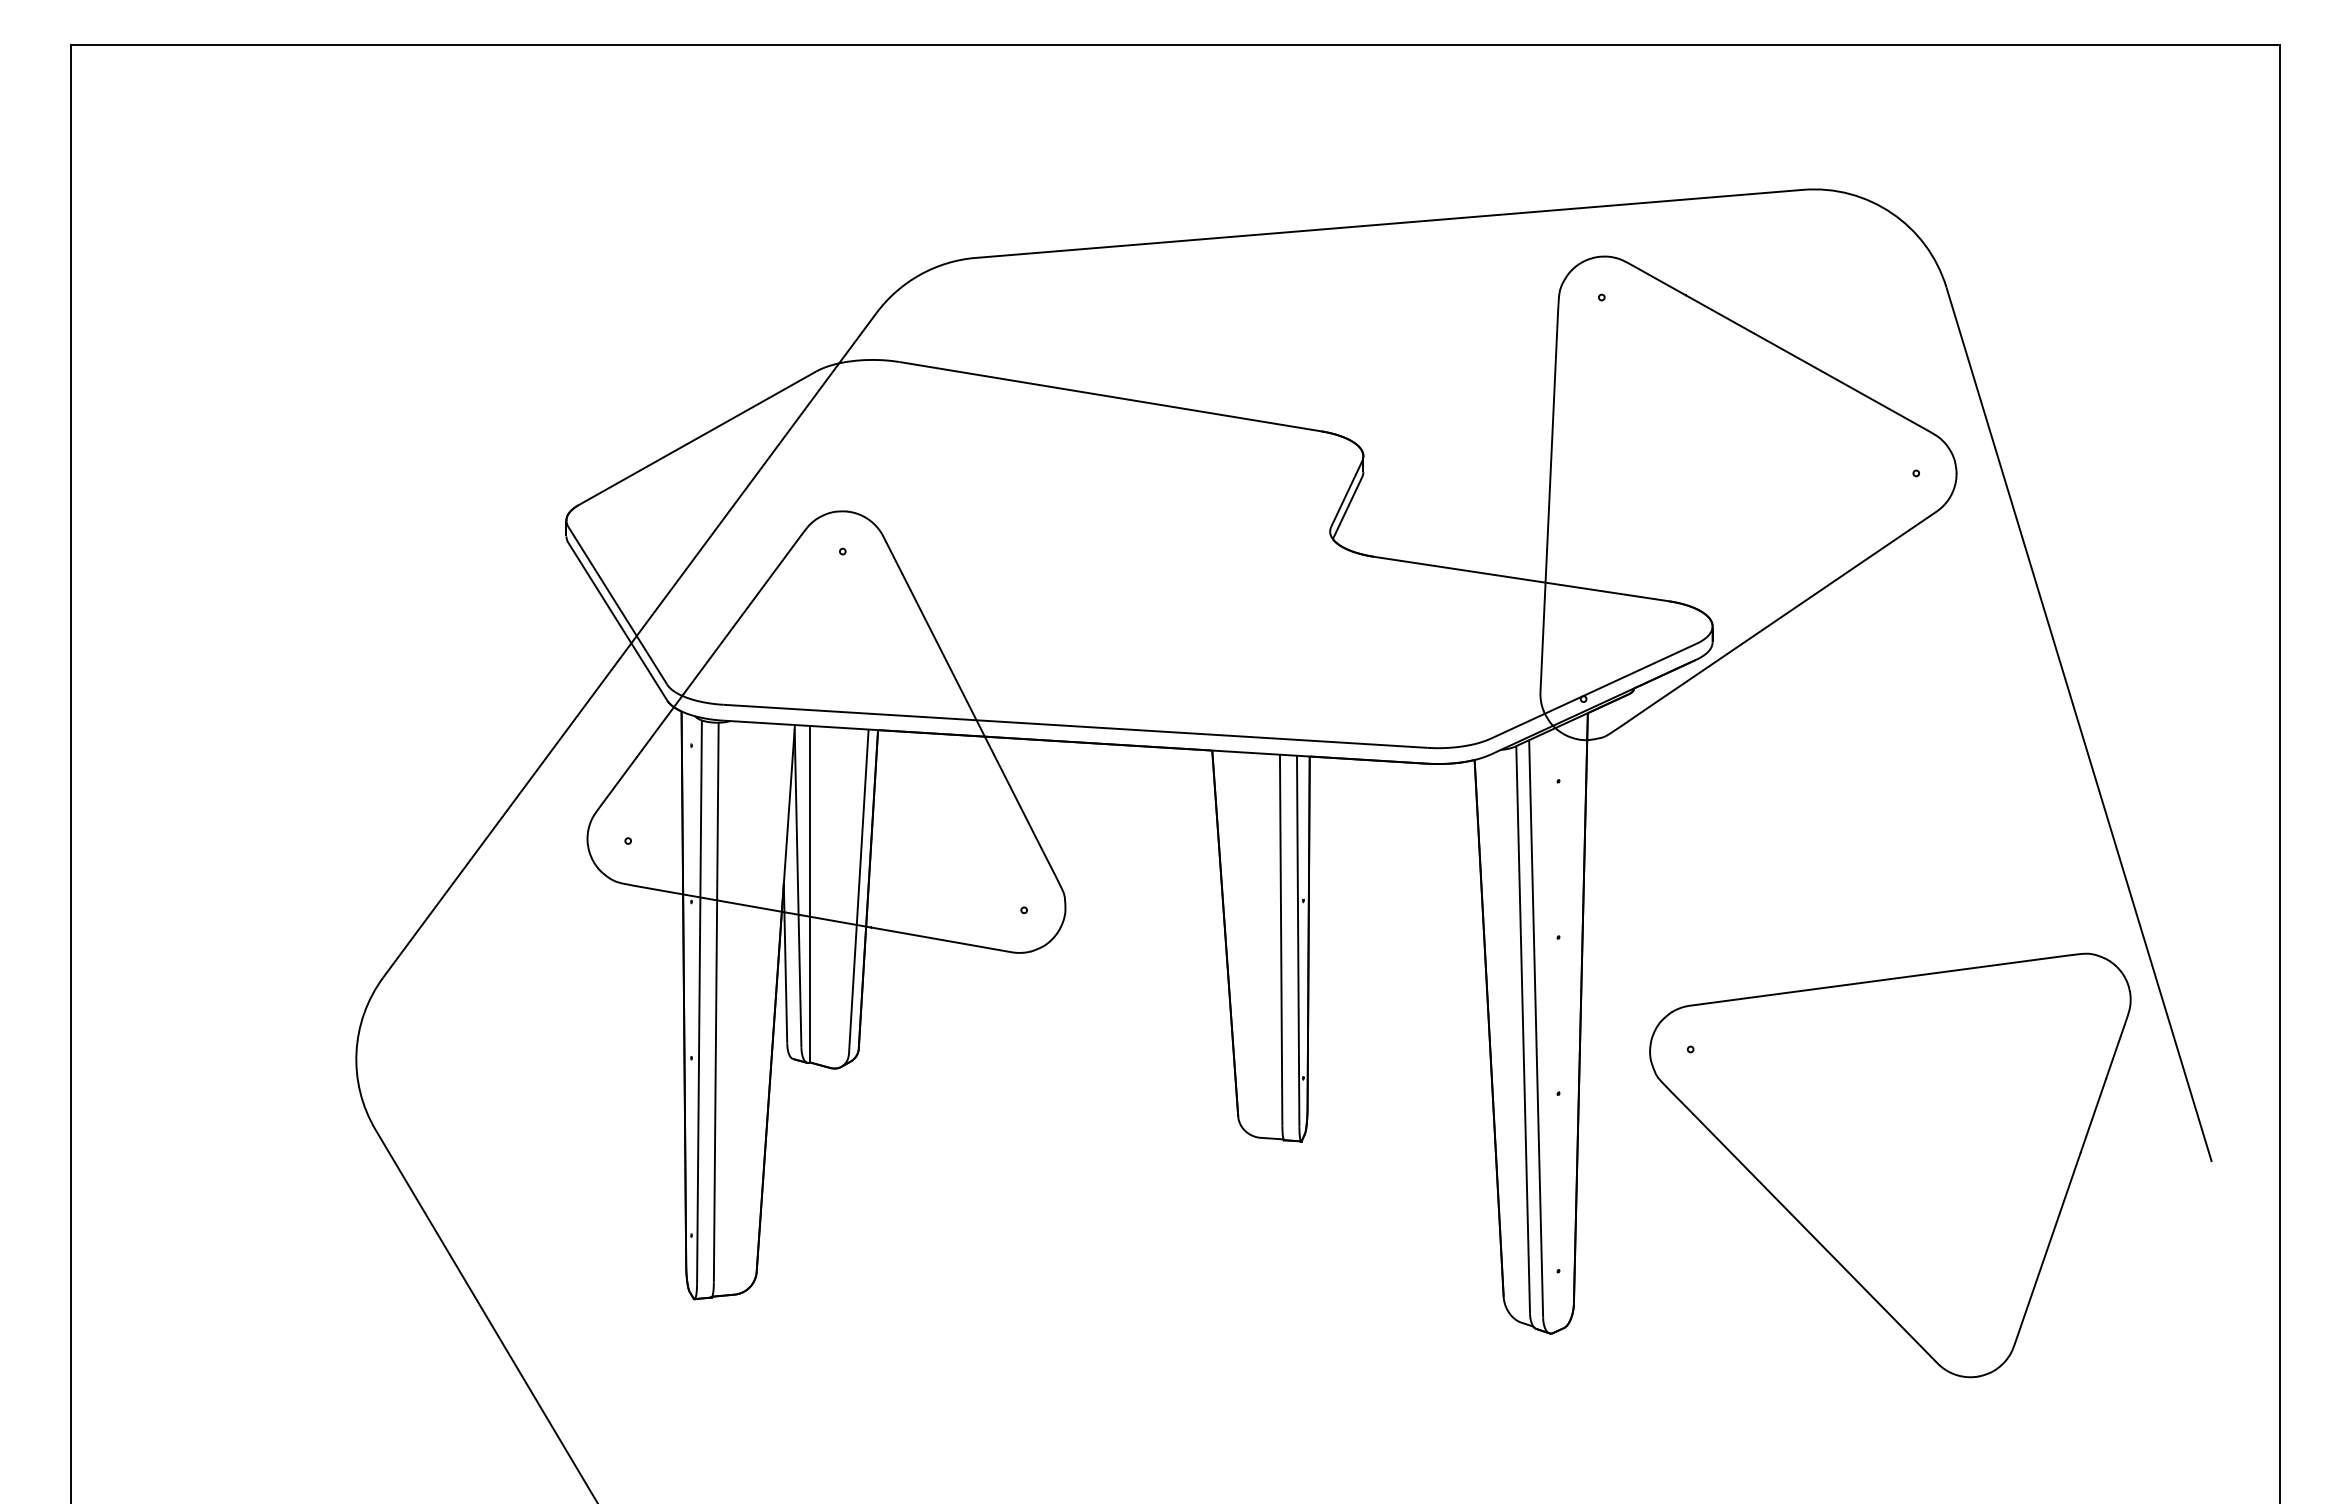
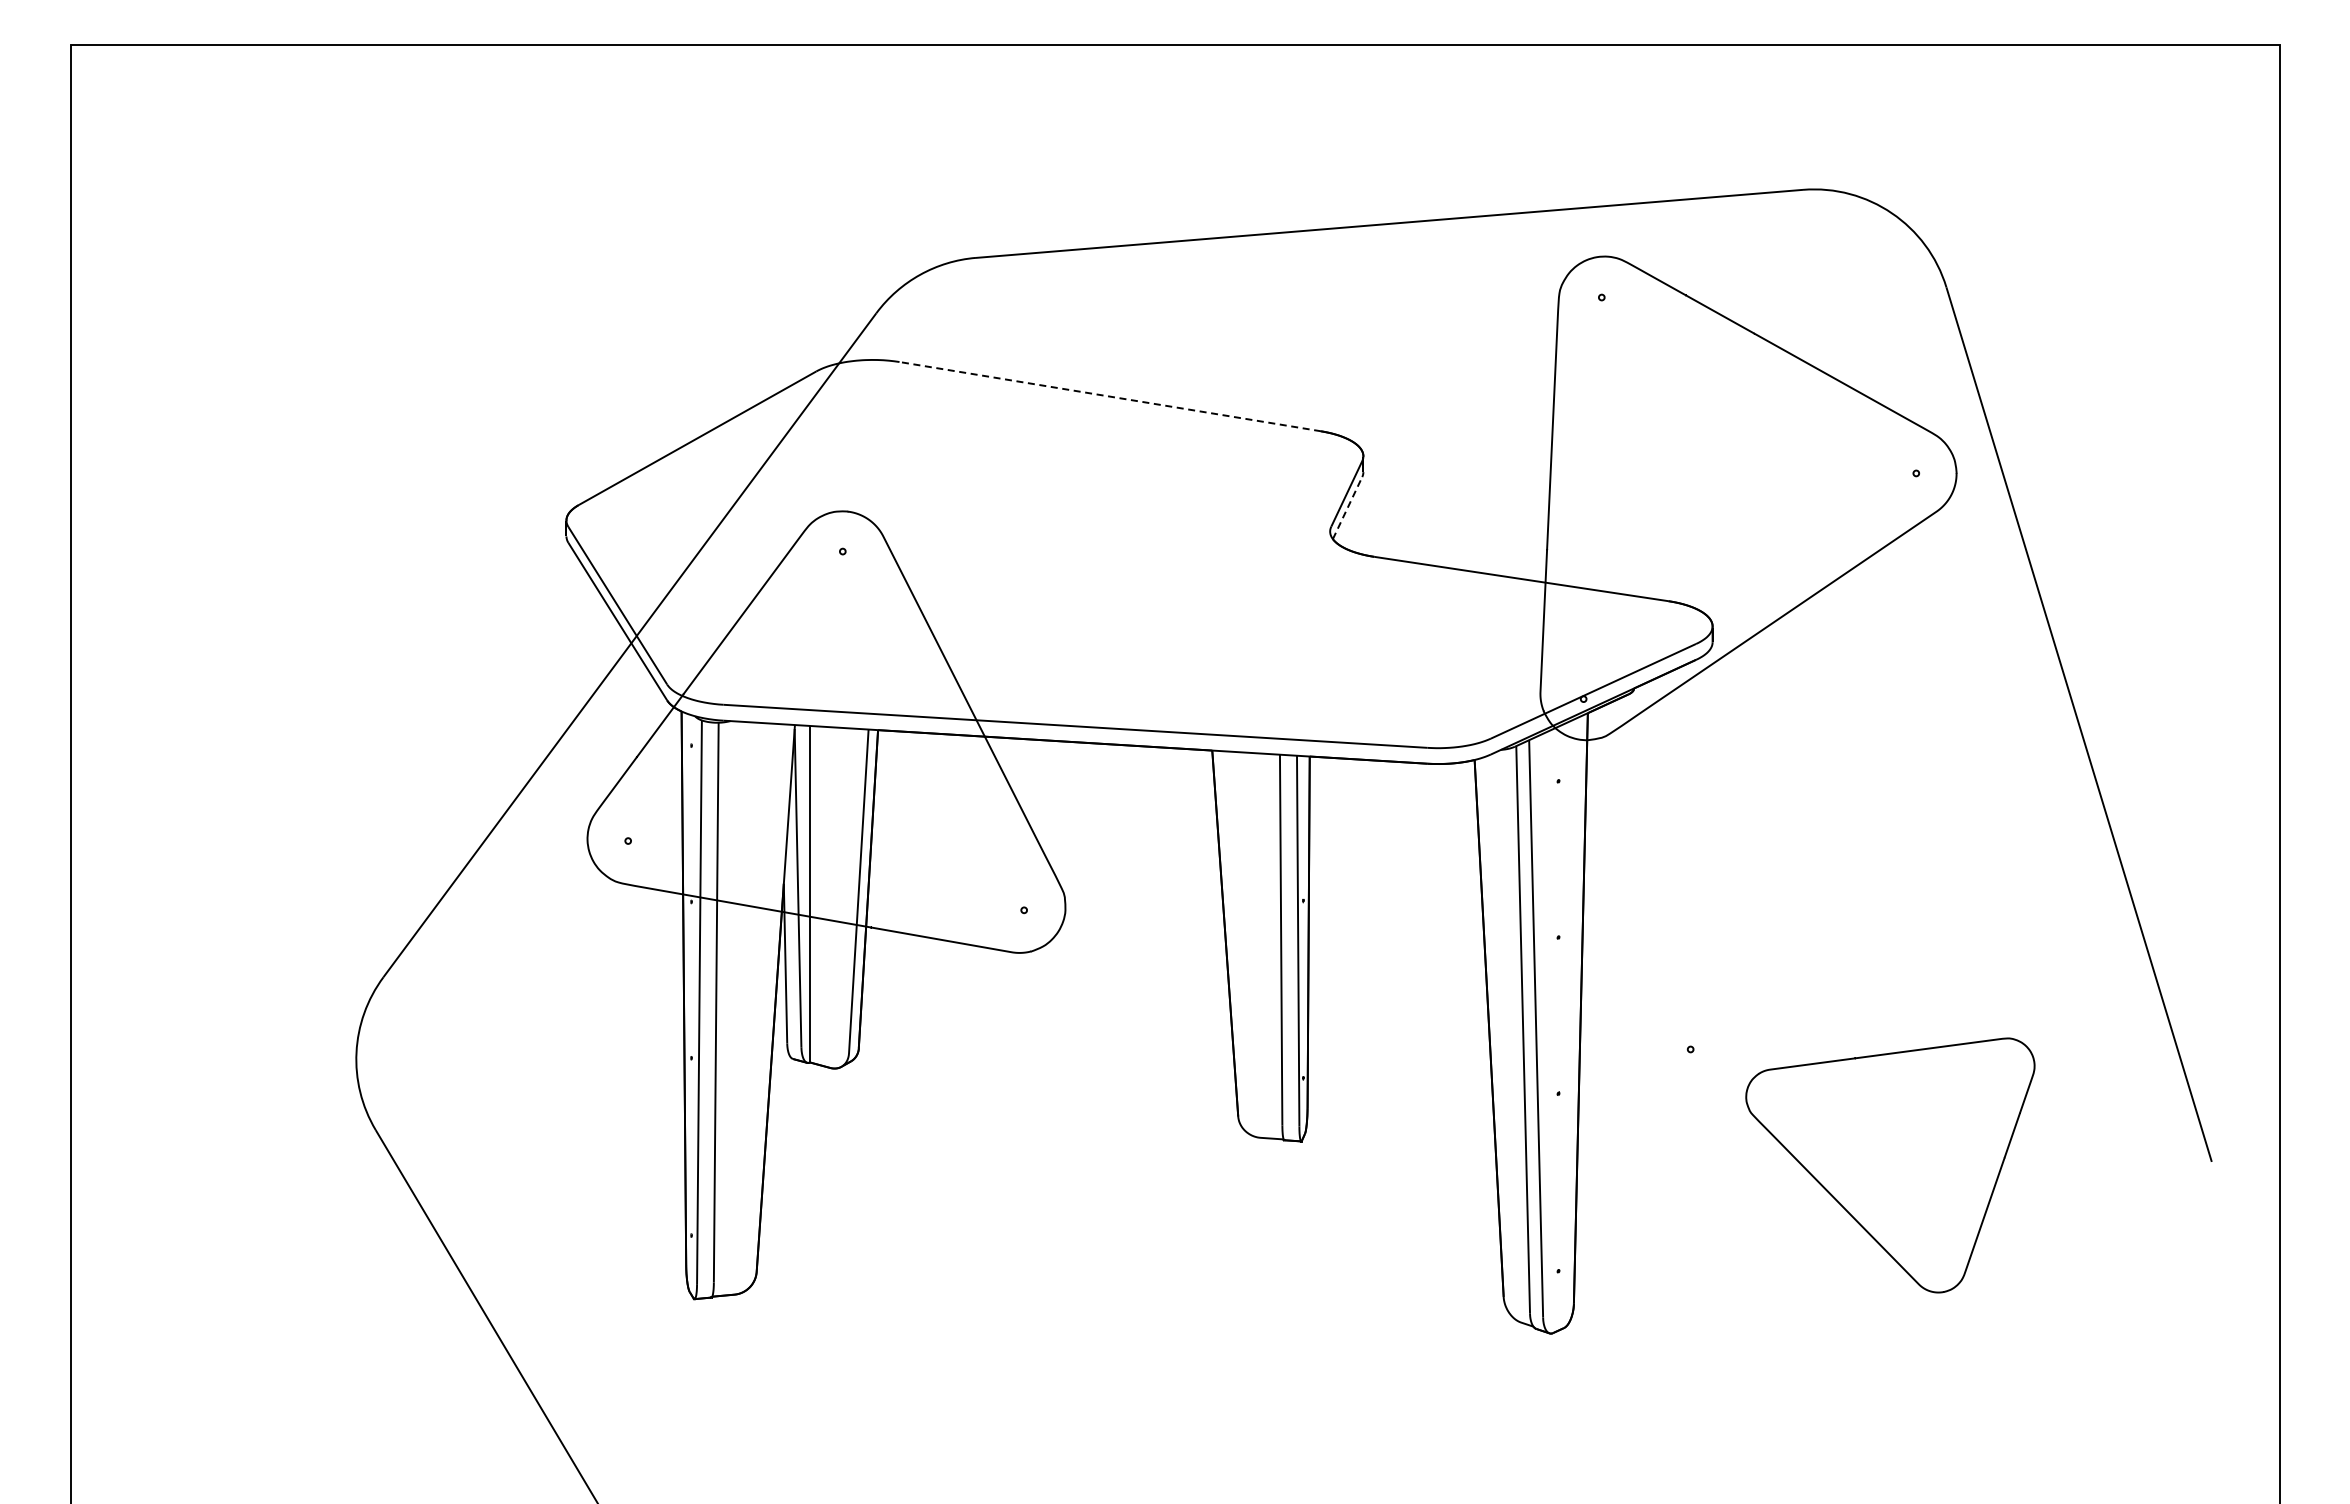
line: solid -> dashed (1110, 396)
line: solid -> dashed (1347, 507)
part size: 483x427 px -> 291x257 px (1890, 1165)
